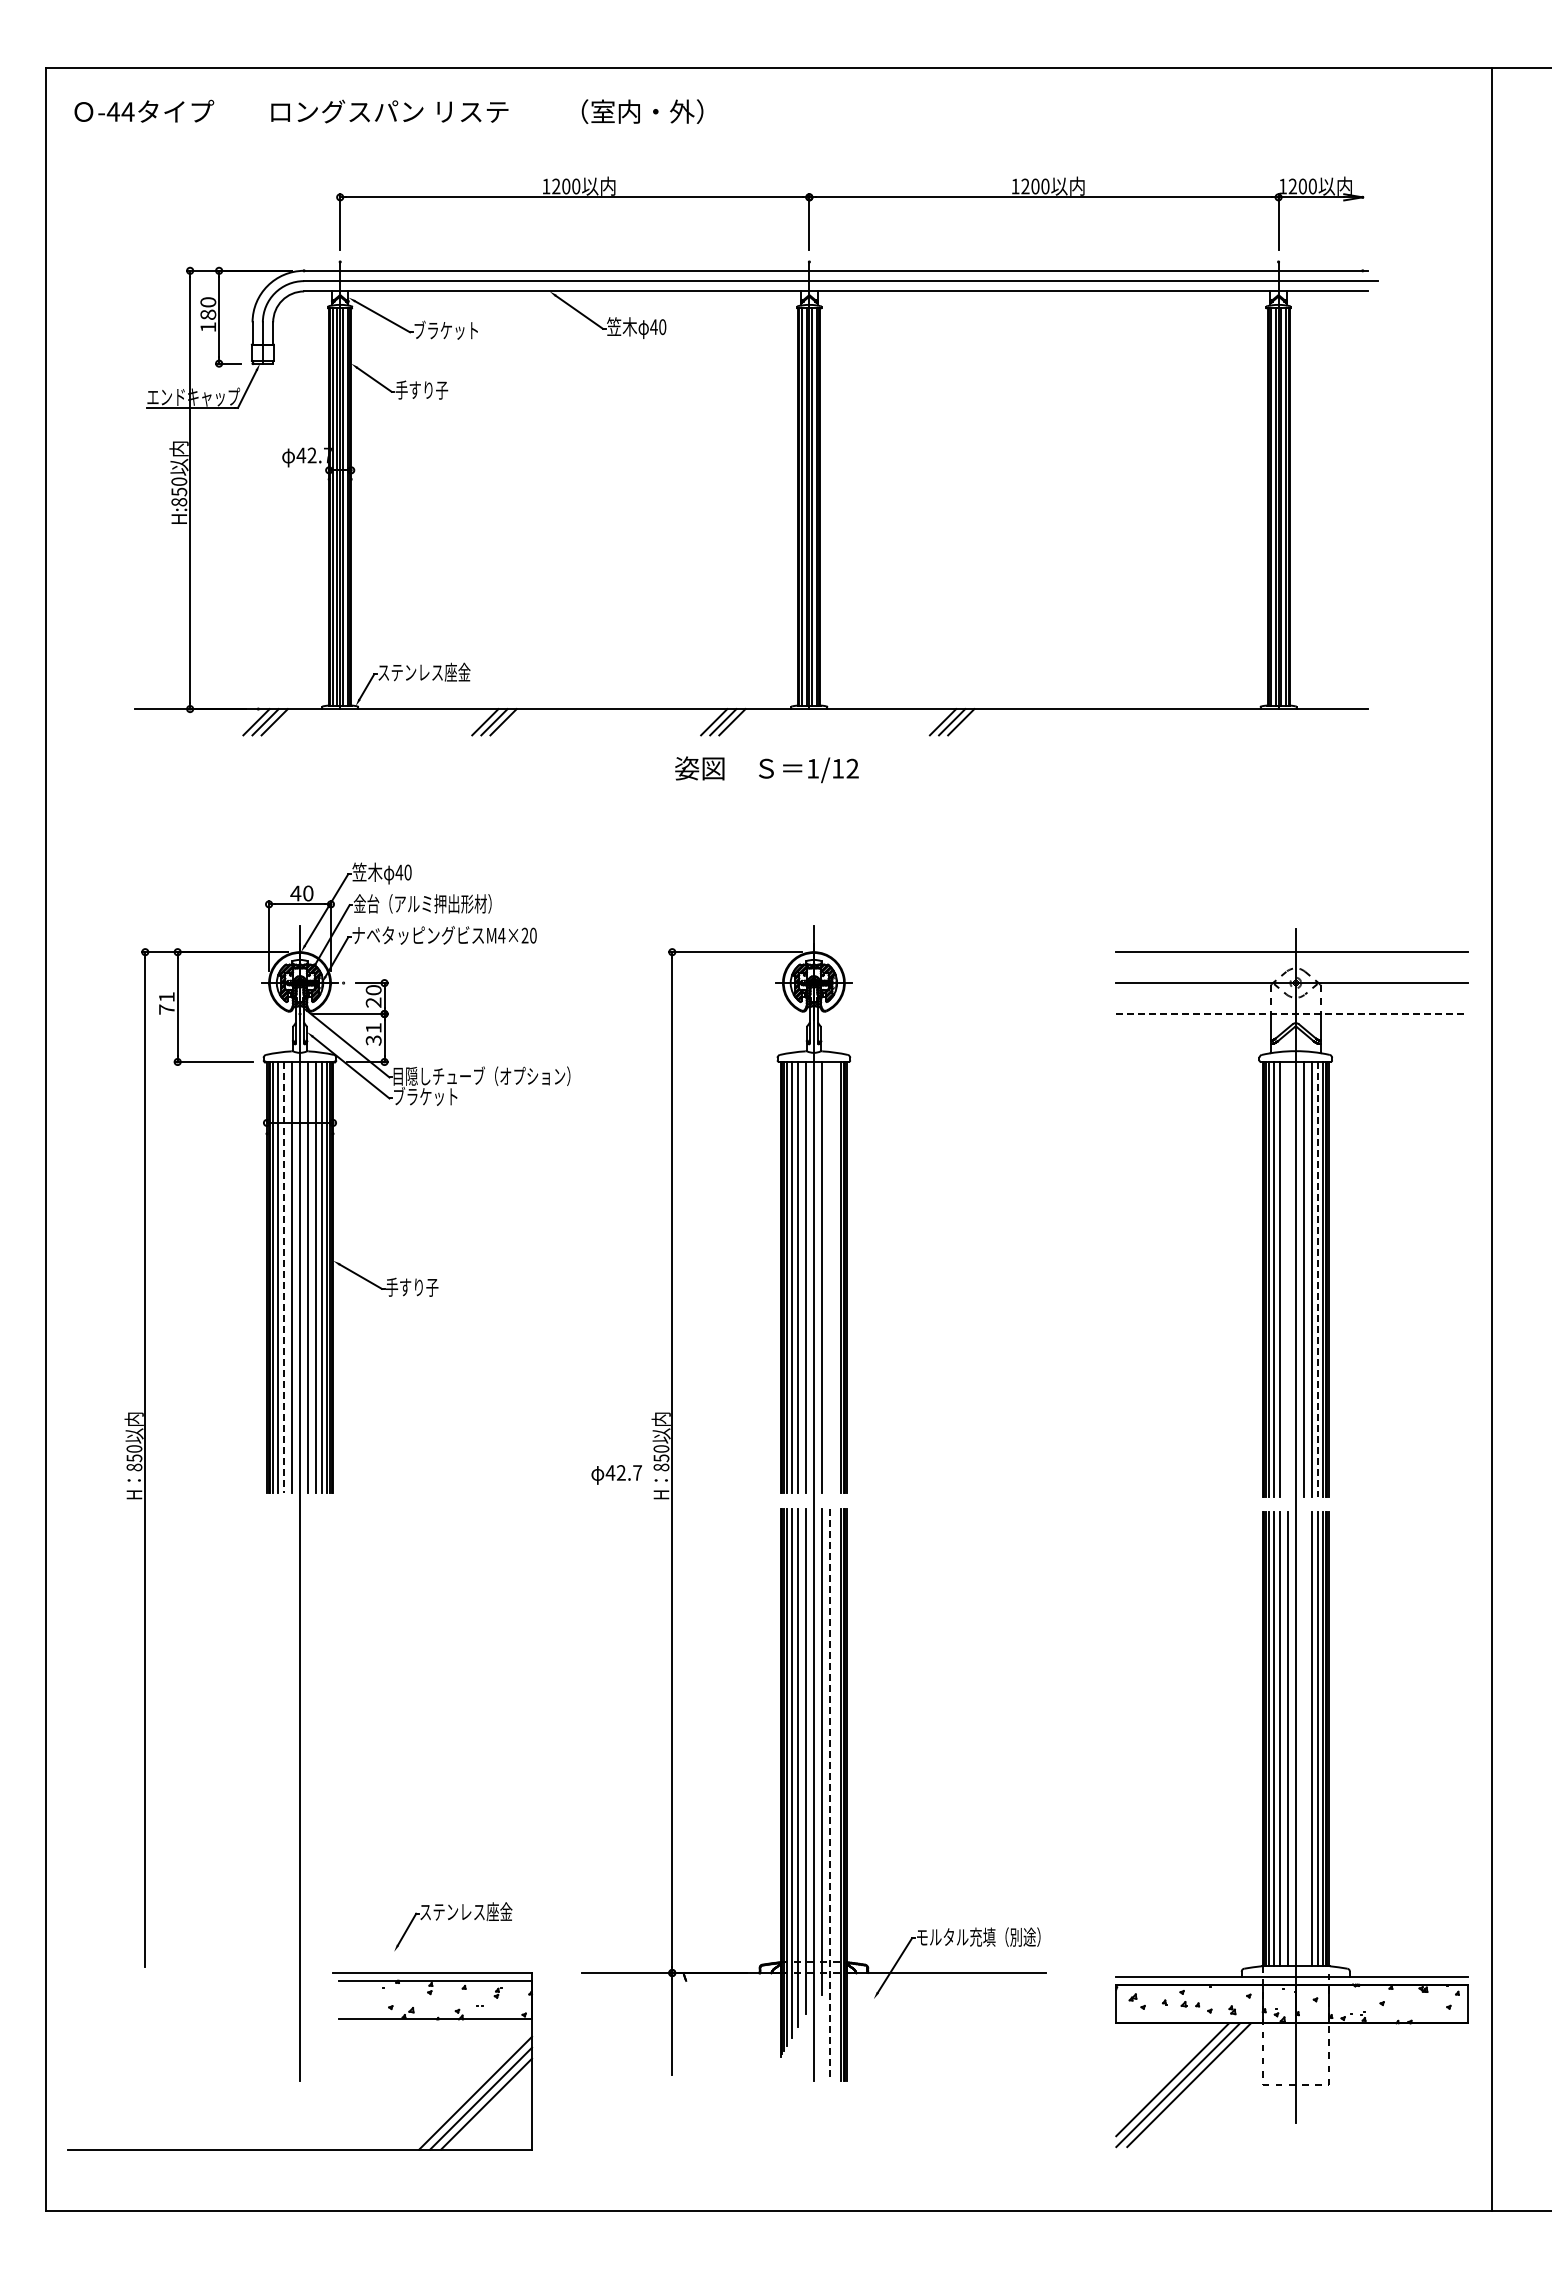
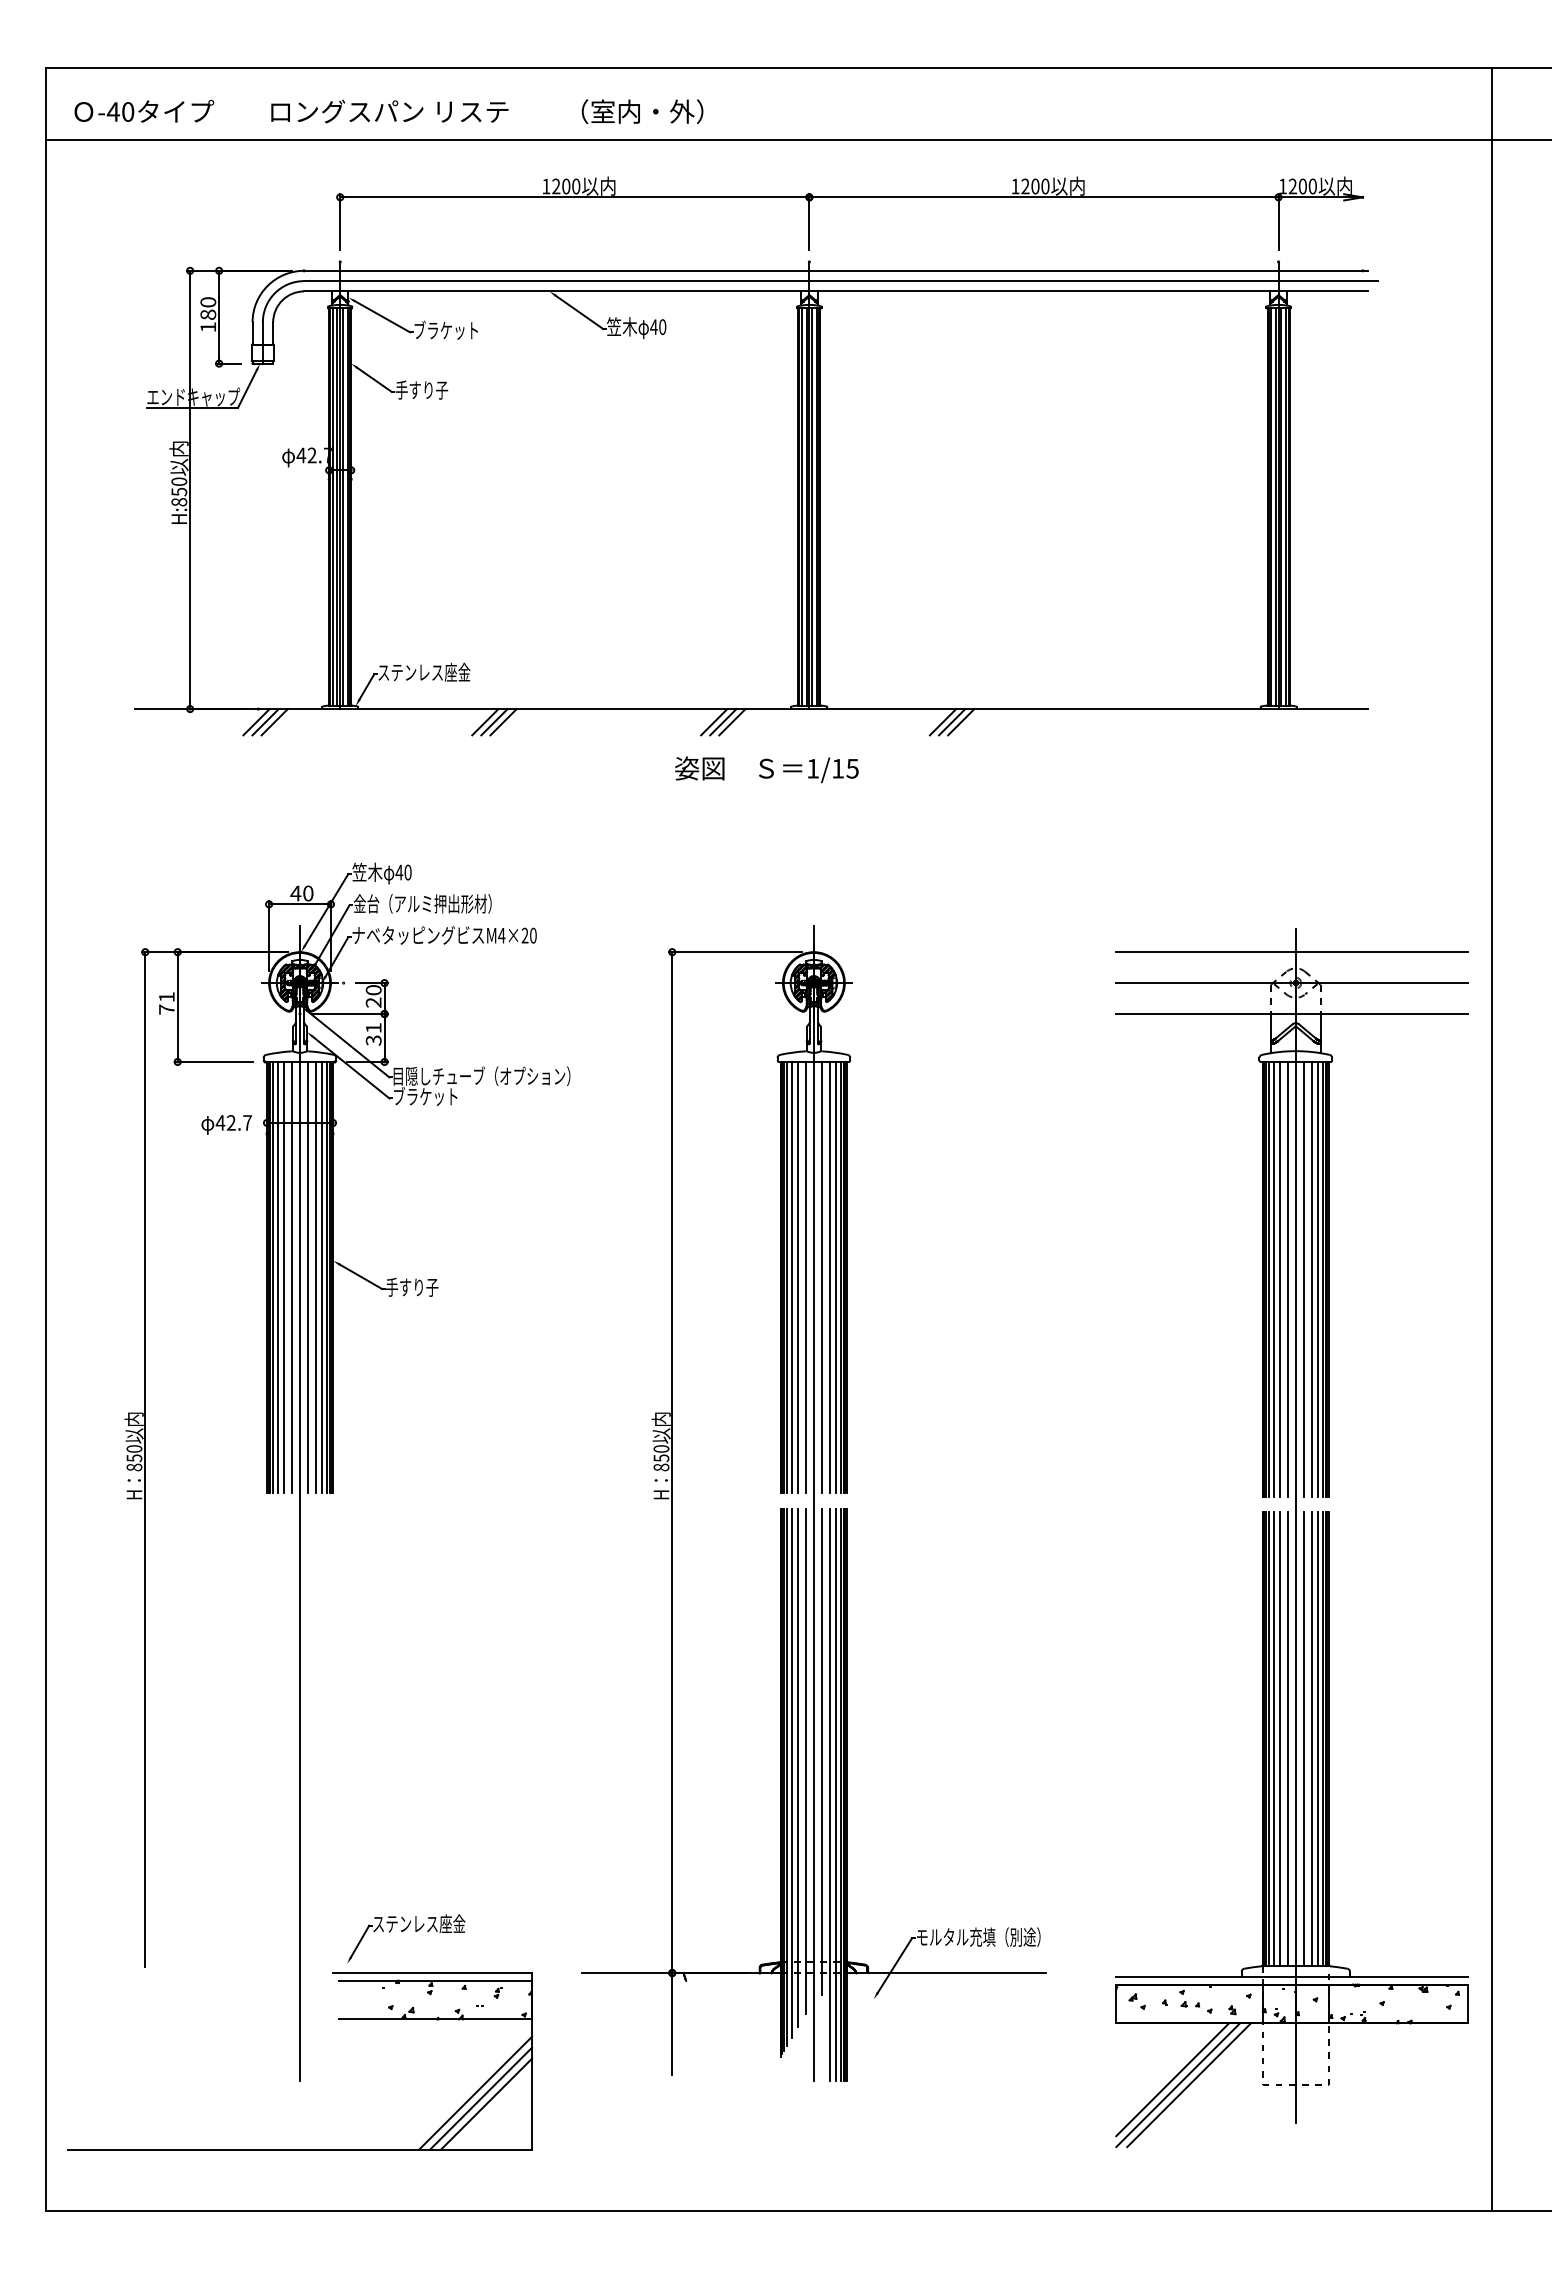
text: -44 -> -40 (127, 111)
line: none -> present (797, 140)
text: 1/12 -> 1/15 (852, 768)
line: dashed -> solid (1292, 1014)
line: dashed -> solid (284, 1277)
line: none -> present (829, 1277)
line: none -> present (836, 1277)
line: none -> present (1287, 1278)
line: dashed -> solid (1318, 1279)
text position: (616, 1474) -> (226, 1124) (226, 1124)
line: none -> present (1304, 1739)
line: none -> present (836, 1794)
line: dashed -> solid (829, 1795)
part position: (450, 1919) -> (403, 1931) (403, 1931)
